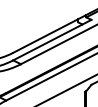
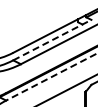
line: solid -> dashed (52, 39)
line: solid -> dashed (51, 77)
